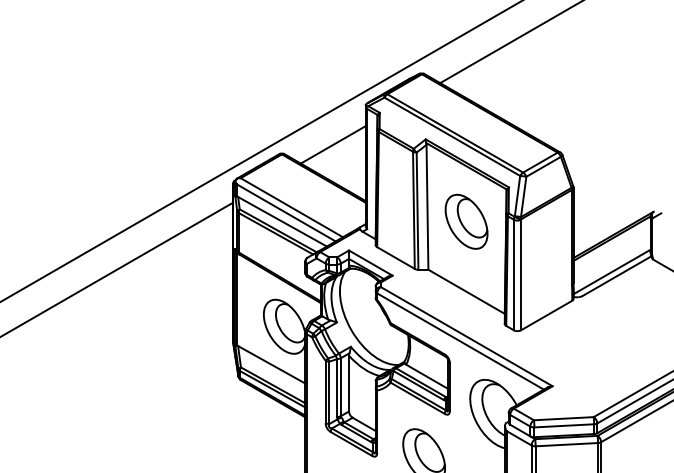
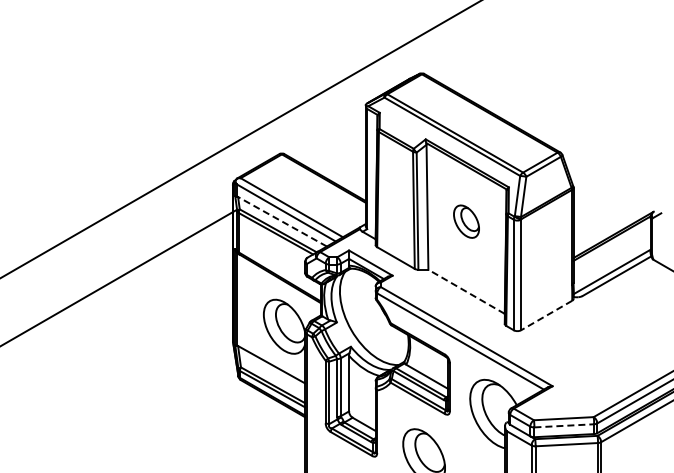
line: present -> none (510, 42)
line: present -> none (332, 144)
line position: (260, 151) -> (240, 139) (240, 139)
line: solid -> dashed (282, 221)
part size: 45x57 px -> 27x35 px (466, 221)
line position: (117, 268) -> (119, 276) (119, 276)
line: solid -> dashed (466, 291)
line: solid -> dashed (546, 315)
line: solid -> dashed (564, 425)
